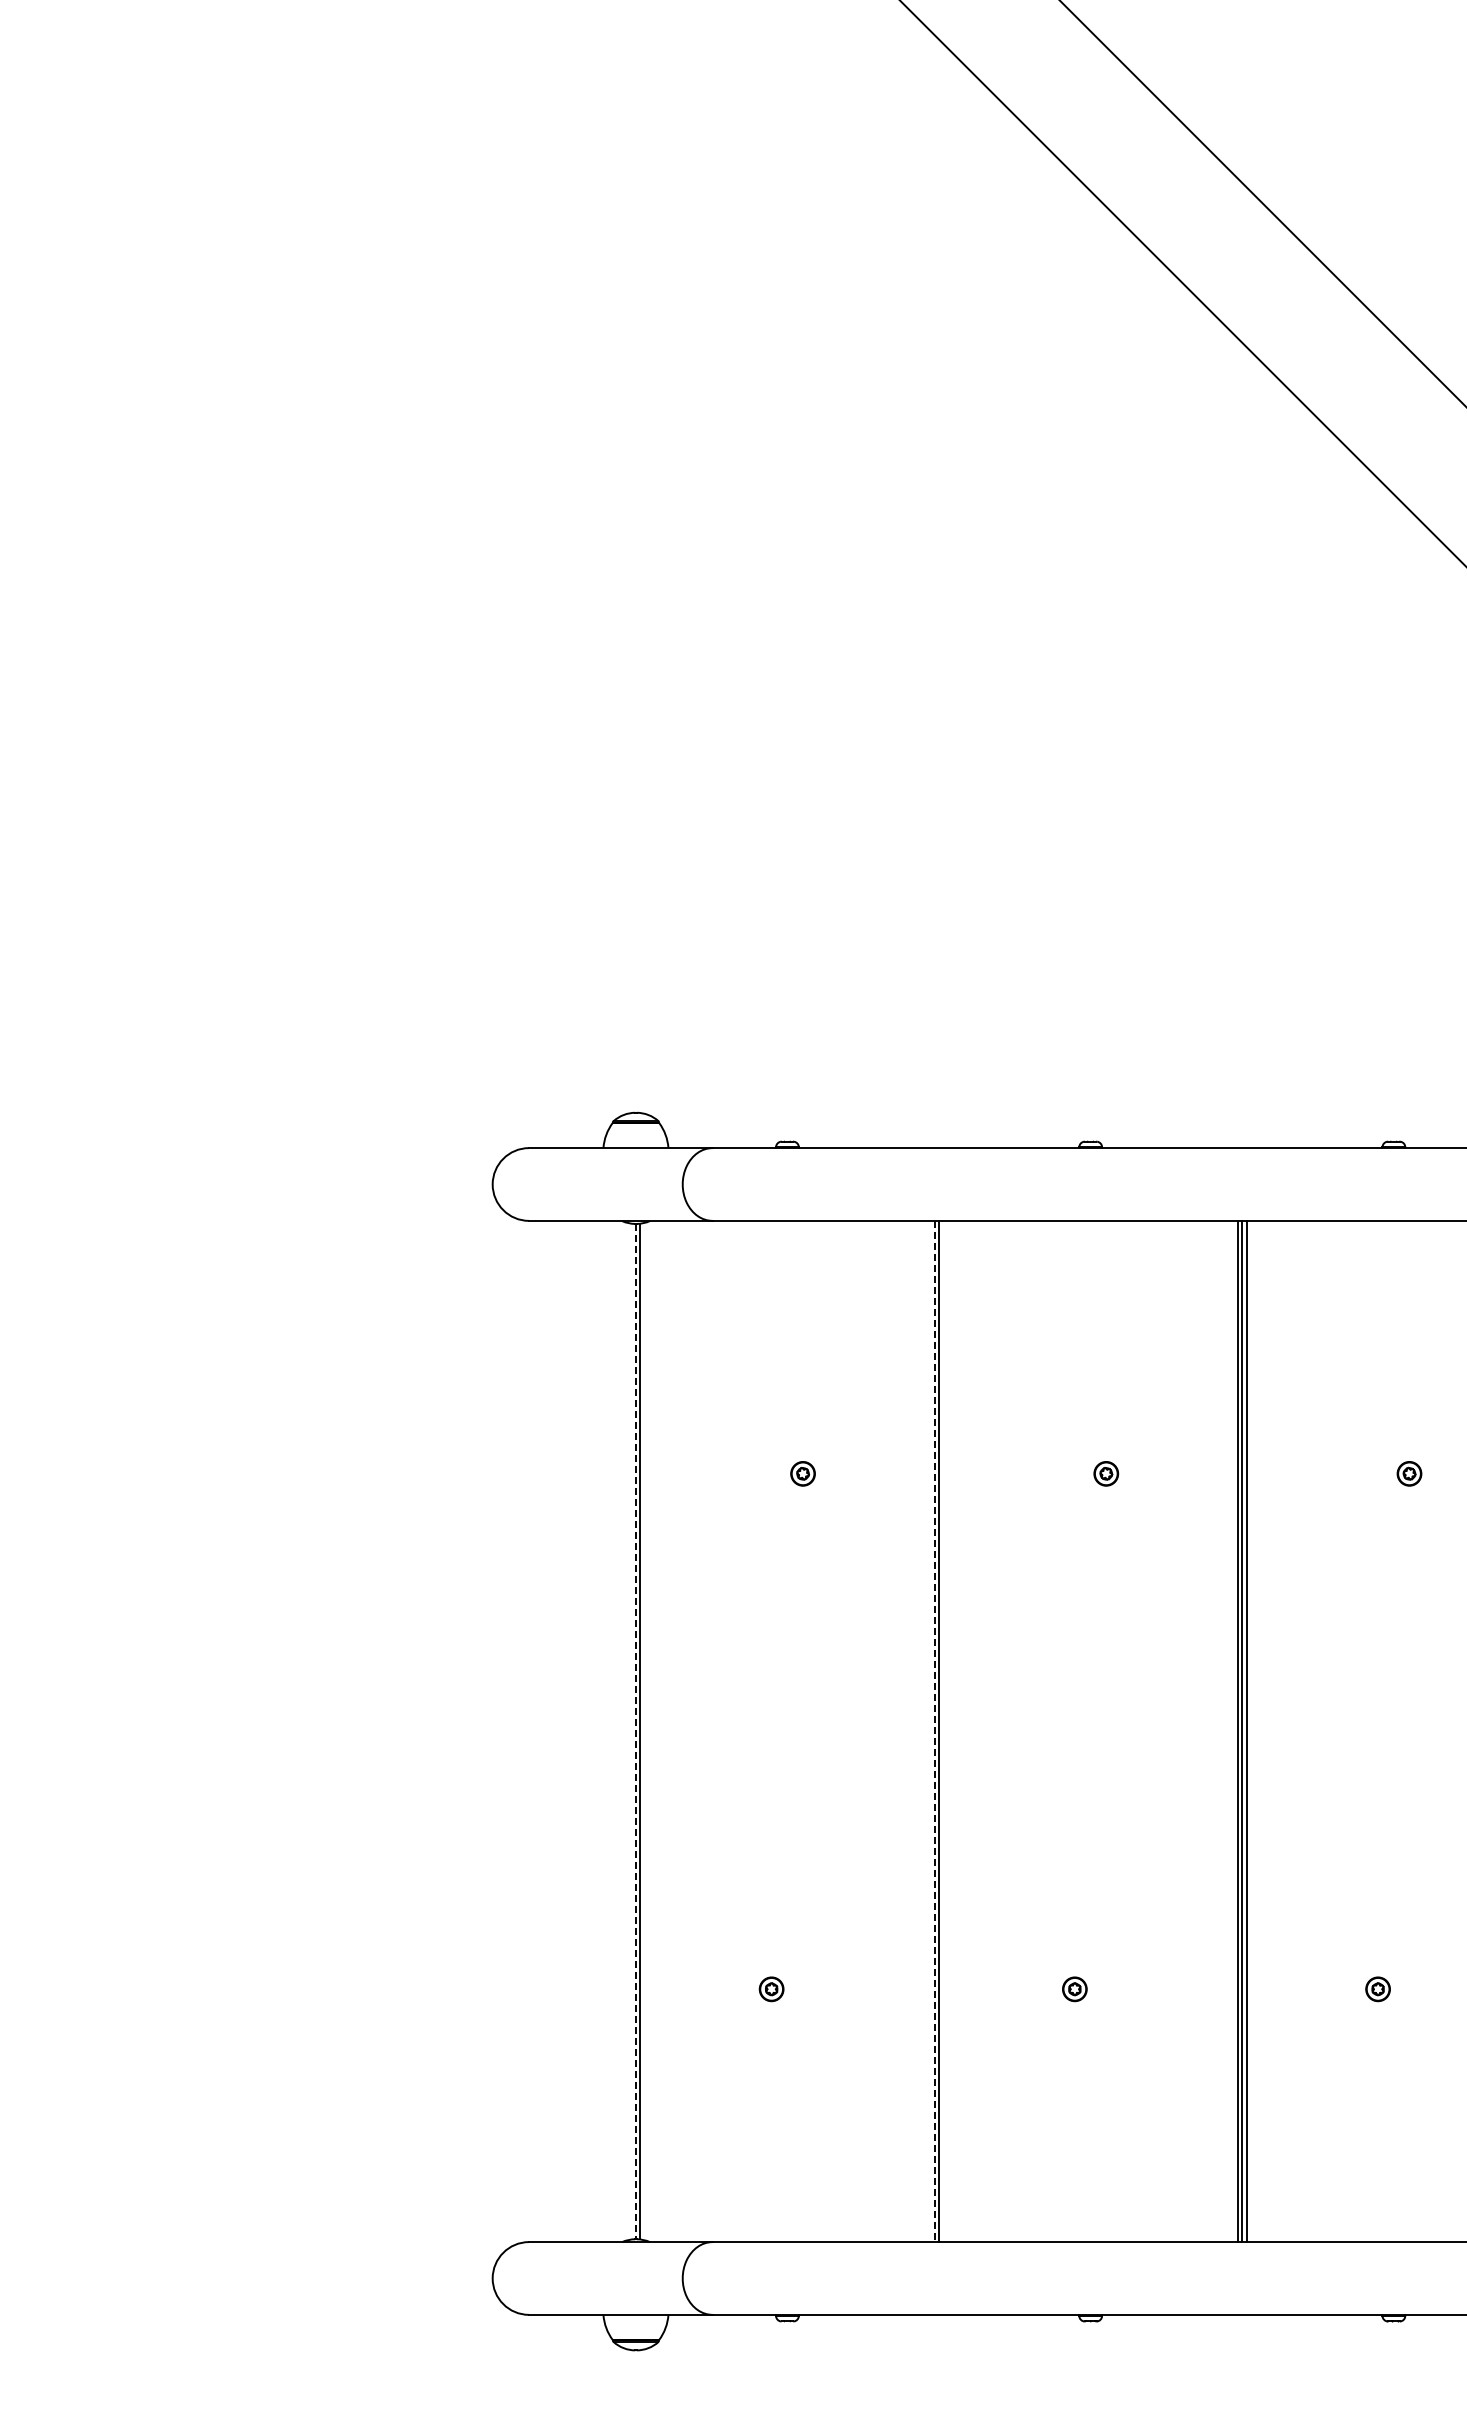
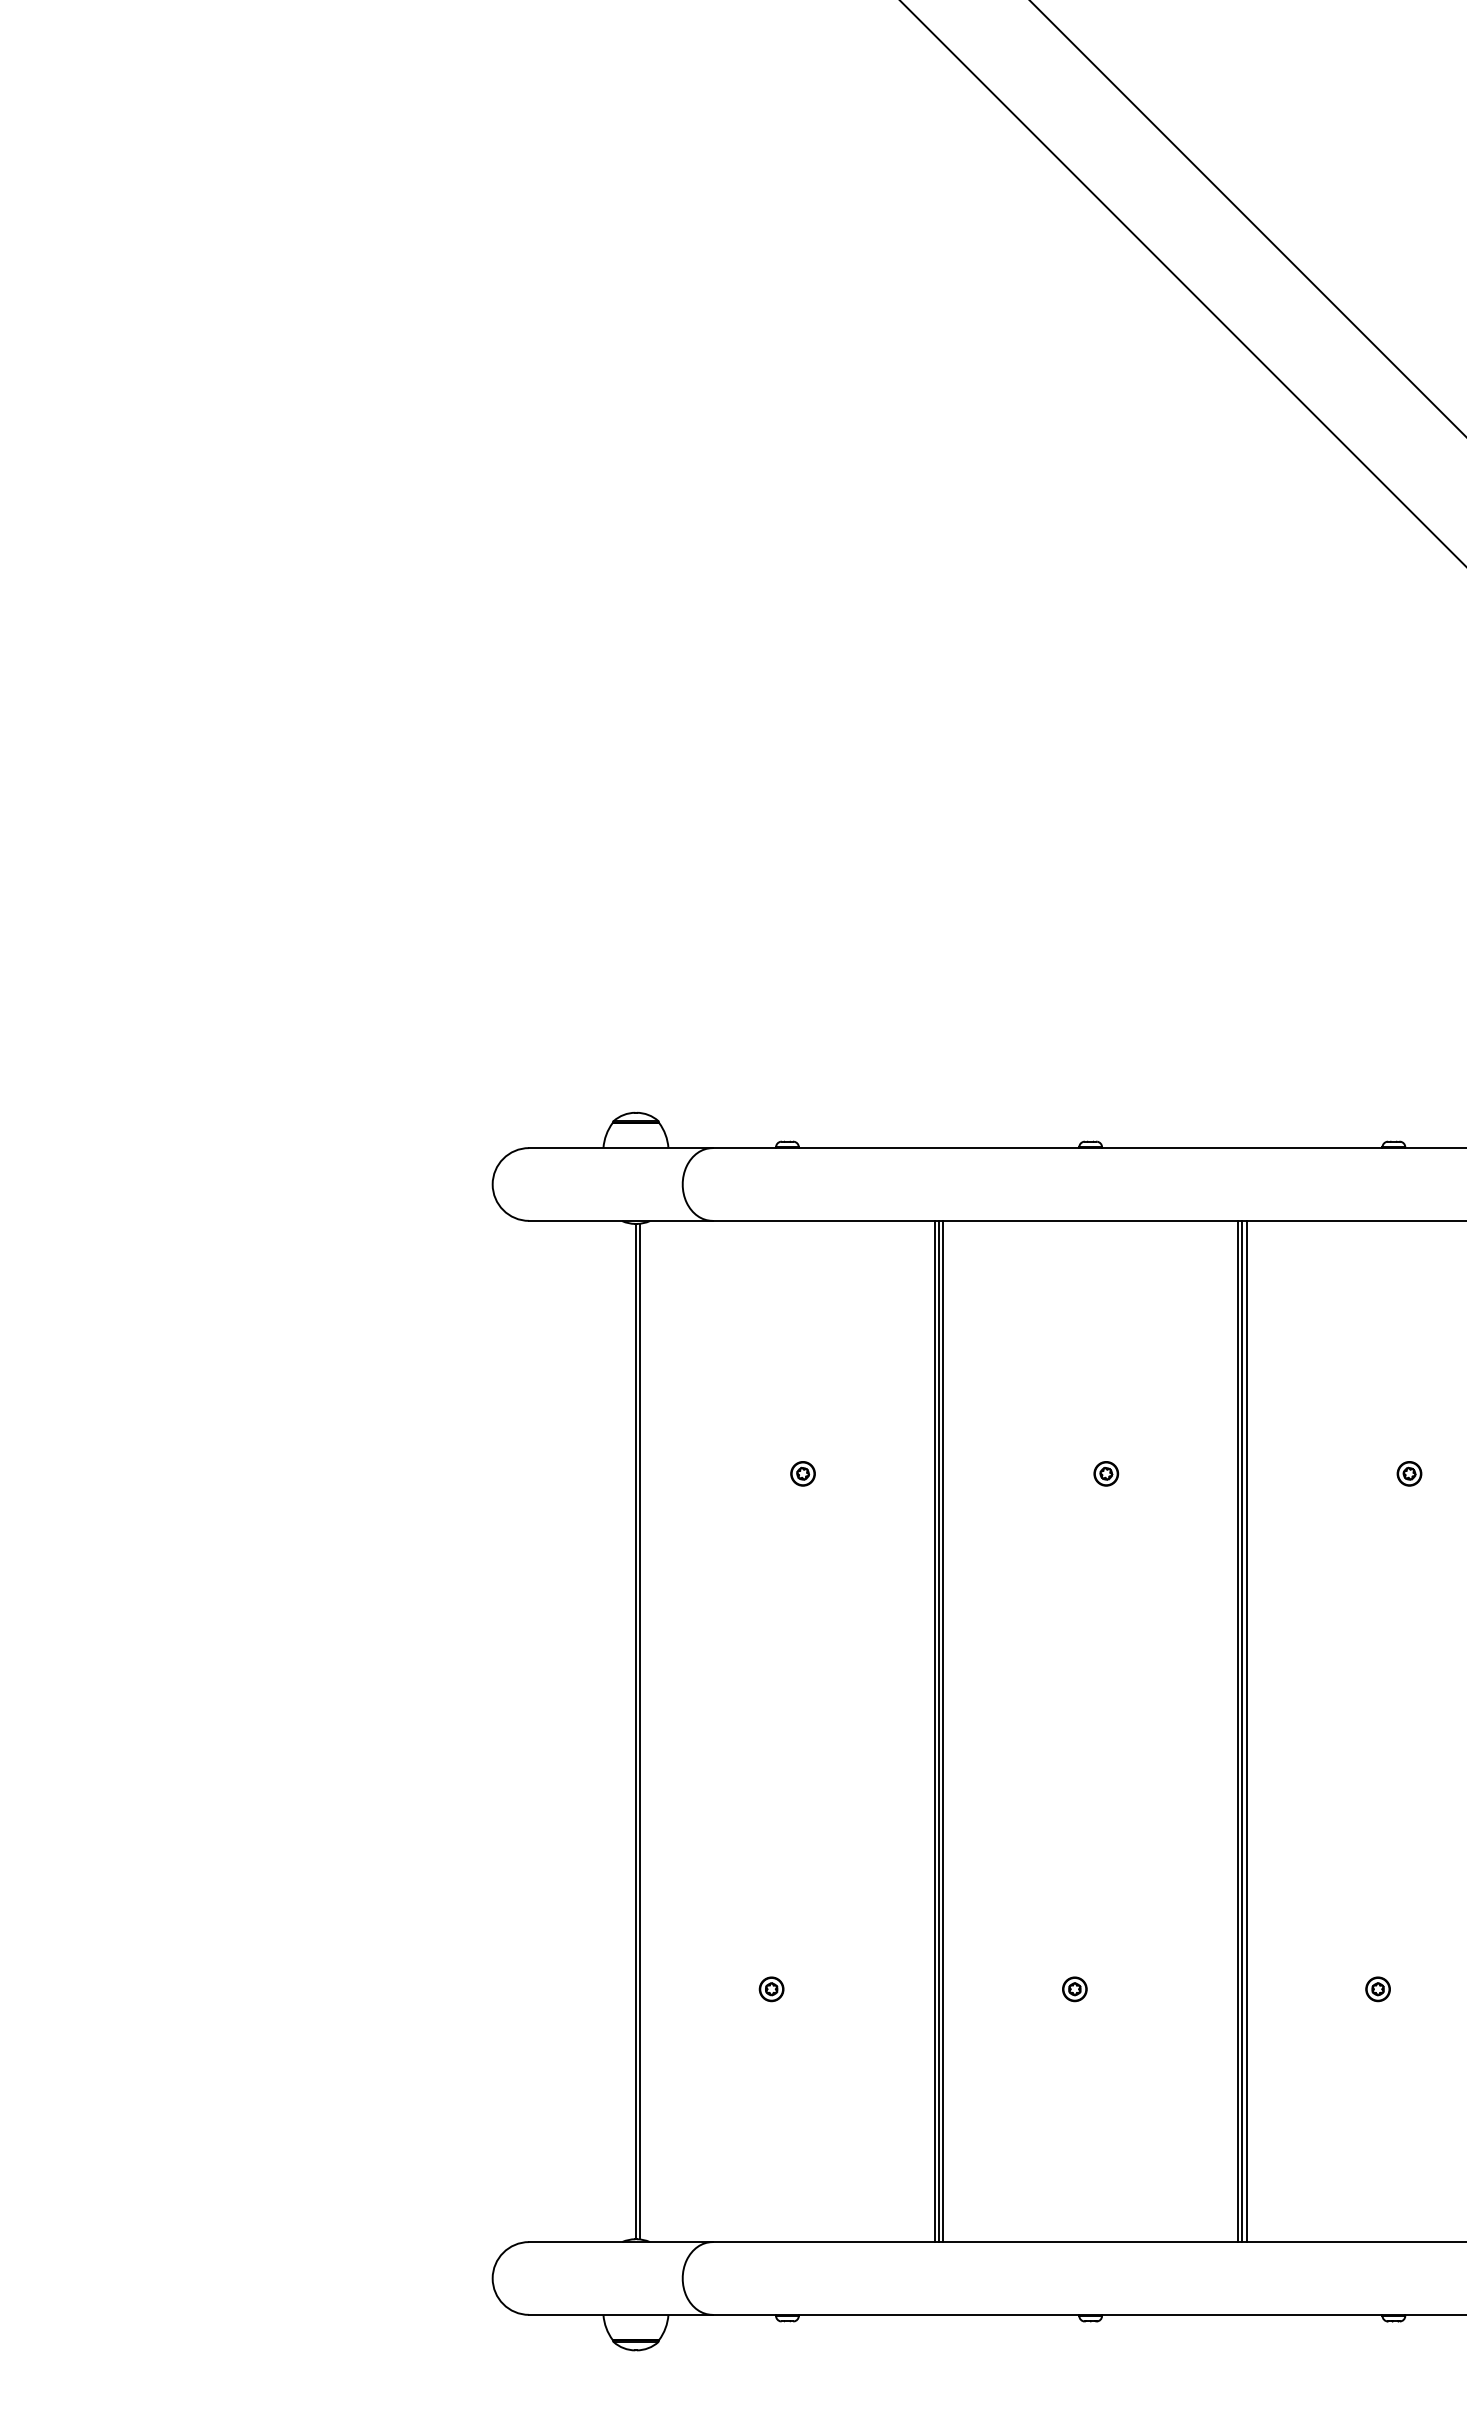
line position: (1262, 203) -> (1247, 218) (1247, 218)
line: dashed -> solid (635, 1731)
line: none -> present (943, 1731)
line: dashed -> solid (934, 1732)
